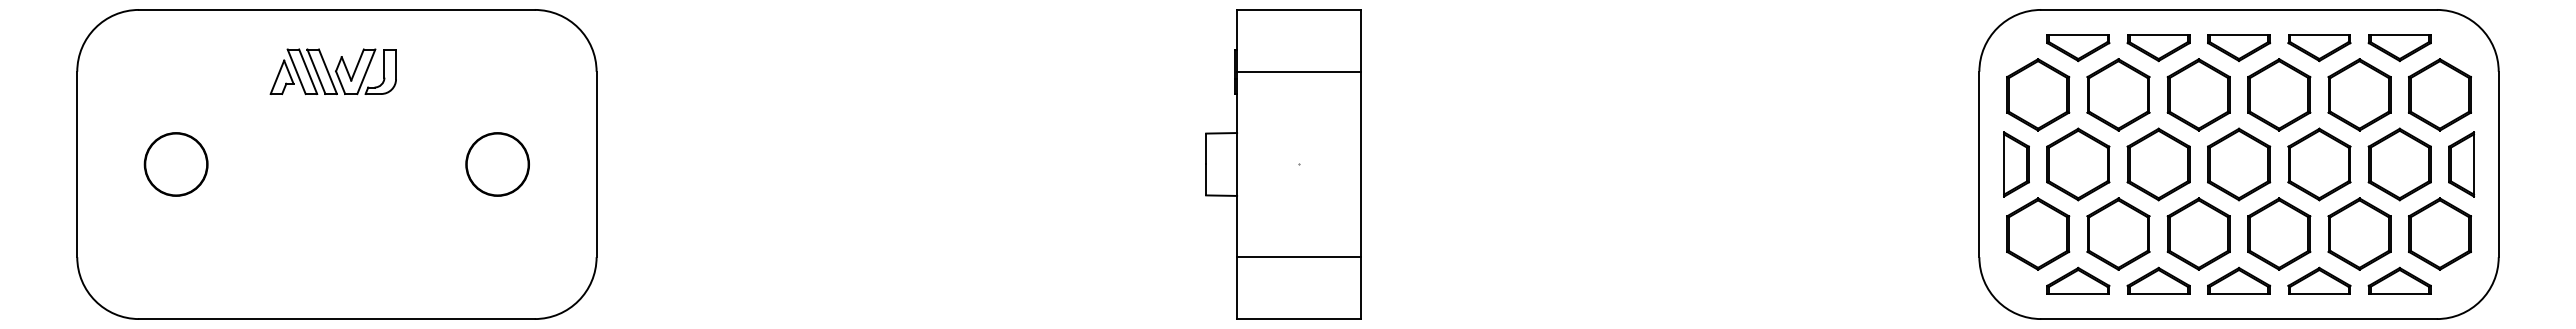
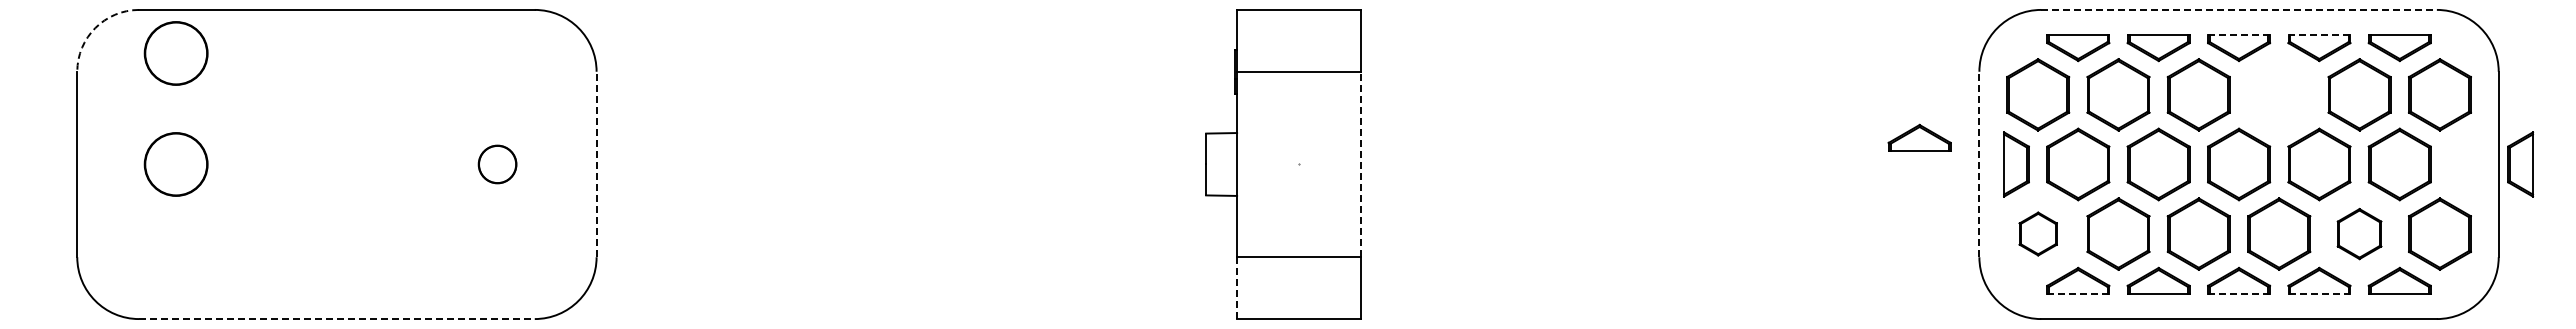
line: solid -> dashed (2239, 9)
arc: solid -> dashed (95, 28)
line: solid -> dashed (2239, 34)
line: solid -> dashed (2319, 34)
part: none -> present (175, 53)
part: present -> none (332, 71)
part: present -> none (2279, 94)
part: none -> present (1919, 137)
circle size: 65x65 px -> 41x41 px (497, 164)
line: solid -> dashed (596, 164)
line: solid -> dashed (1360, 164)
line: solid -> dashed (1979, 164)
part position: (2461, 164) -> (2520, 164) (2520, 164)
part size: 65x74 px -> 40x46 px (2037, 233)
part size: 65x74 px -> 47x54 px (2359, 233)
line: solid -> dashed (1237, 288)
line: solid -> dashed (2078, 294)
line: solid -> dashed (2239, 294)
line: solid -> dashed (2319, 294)
line: solid -> dashed (336, 319)
